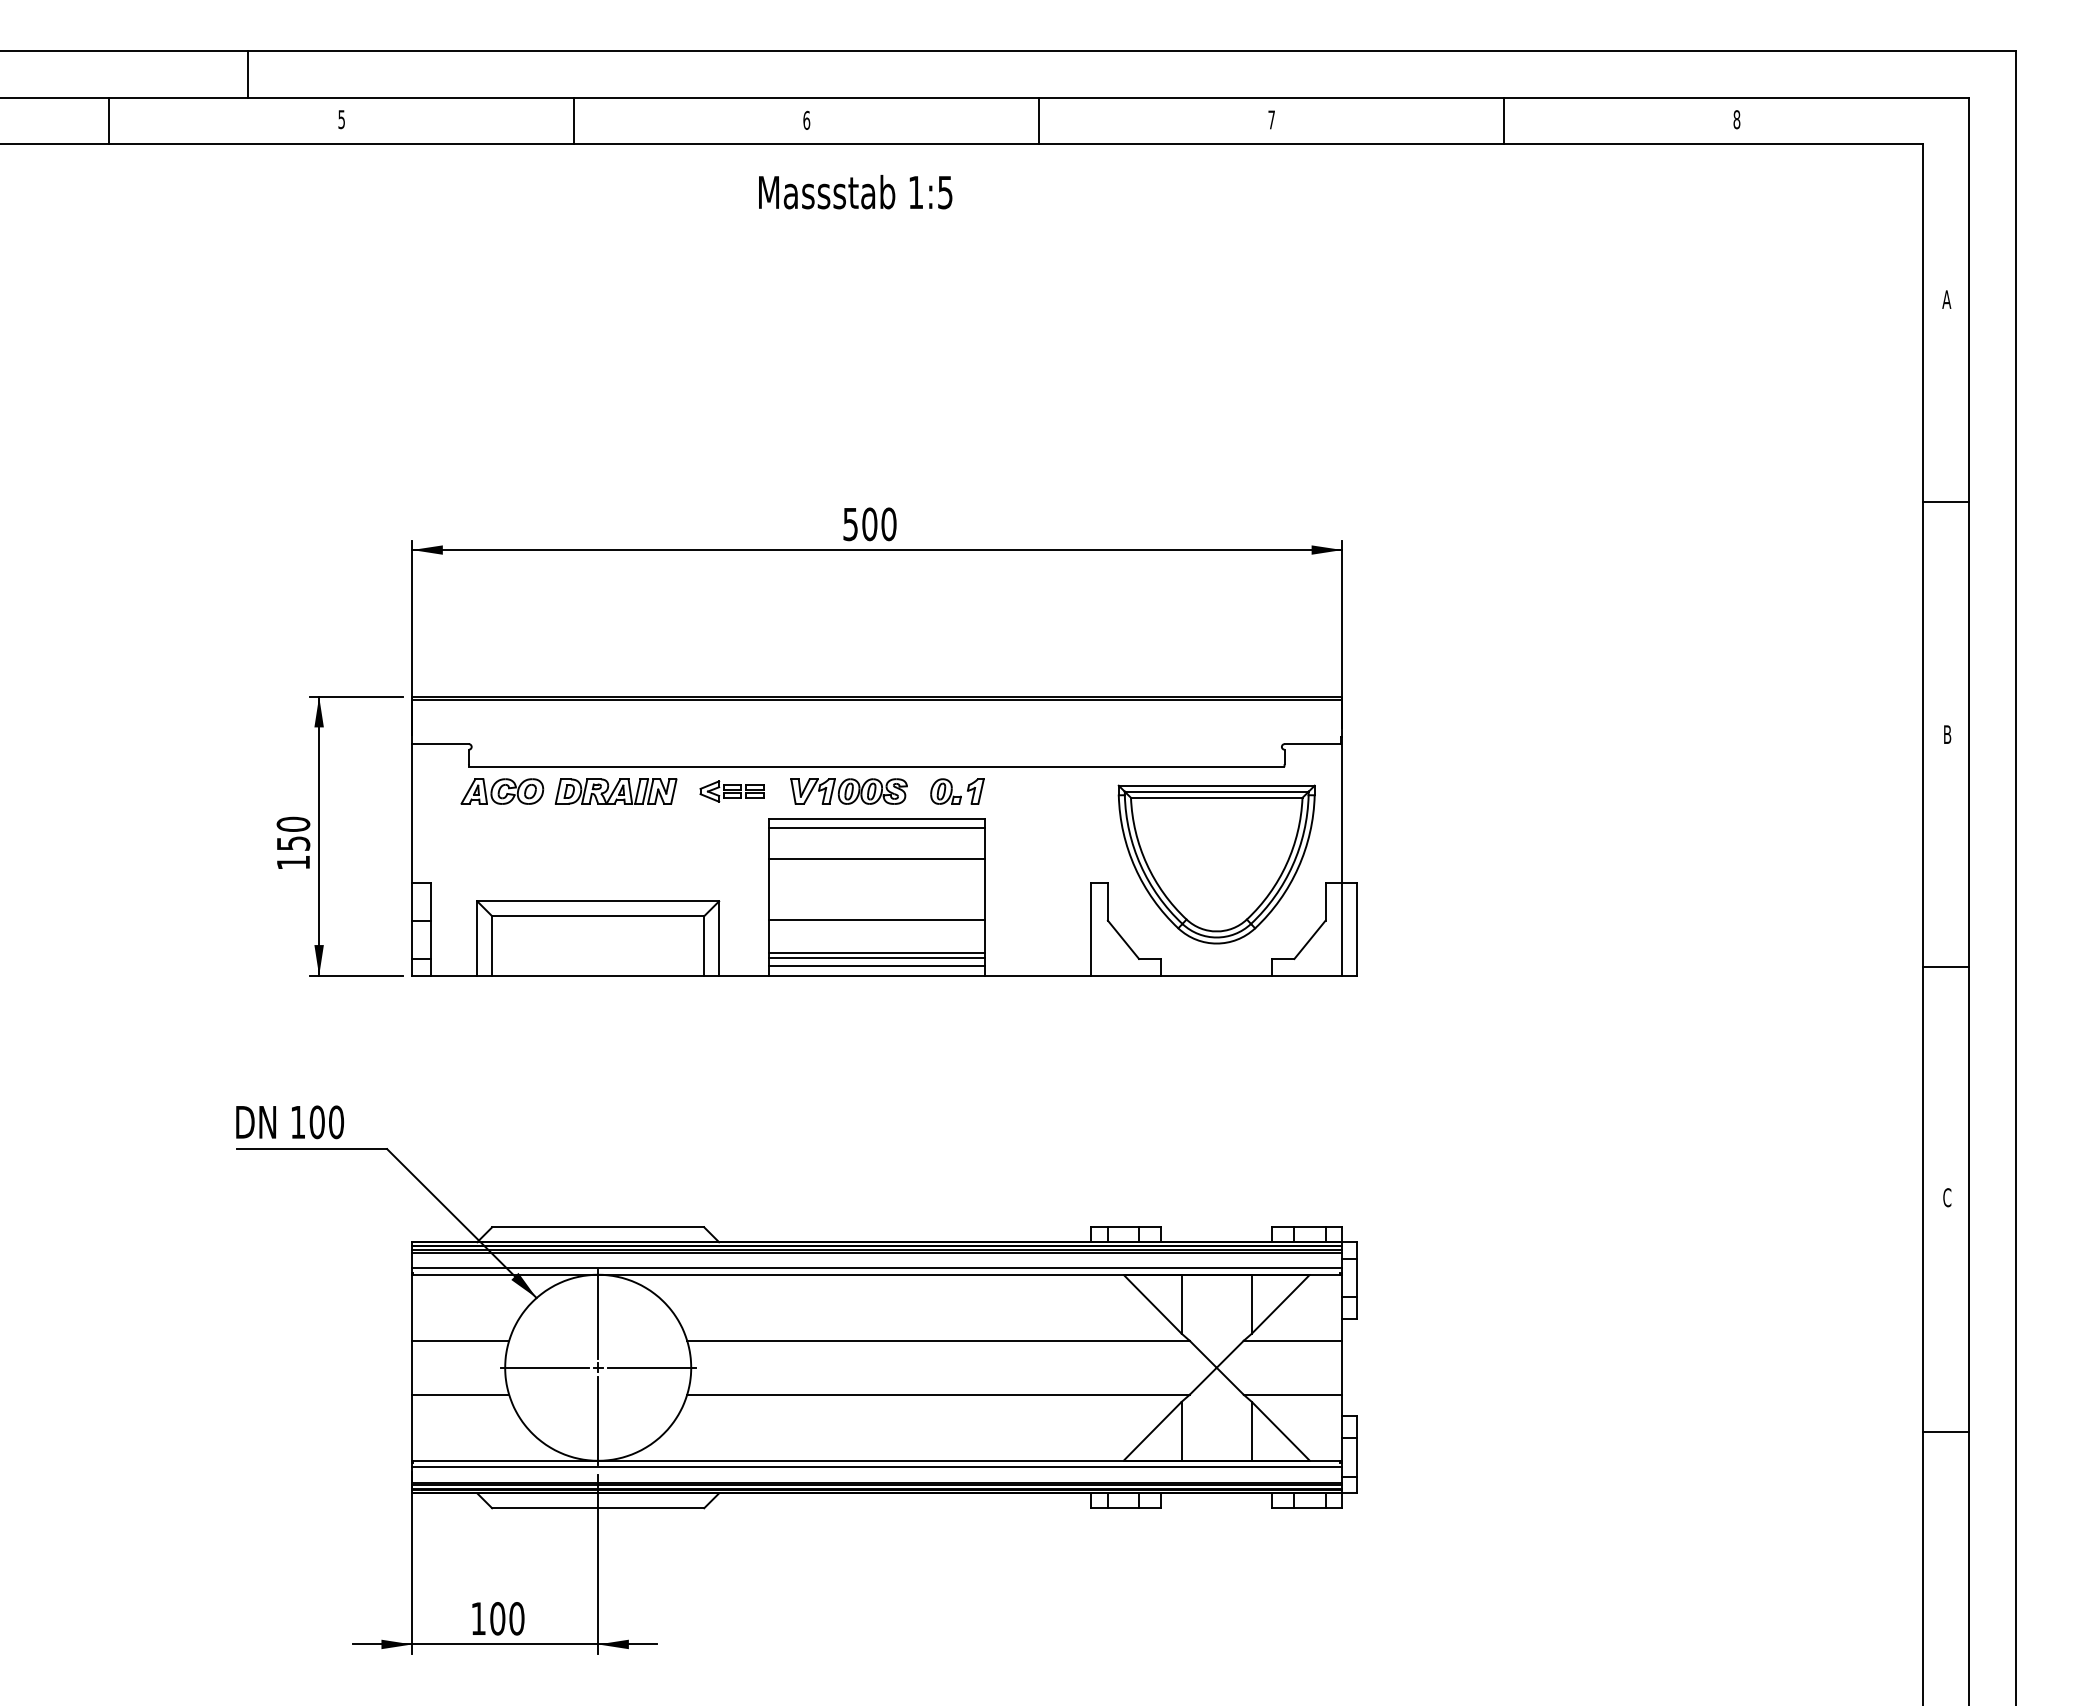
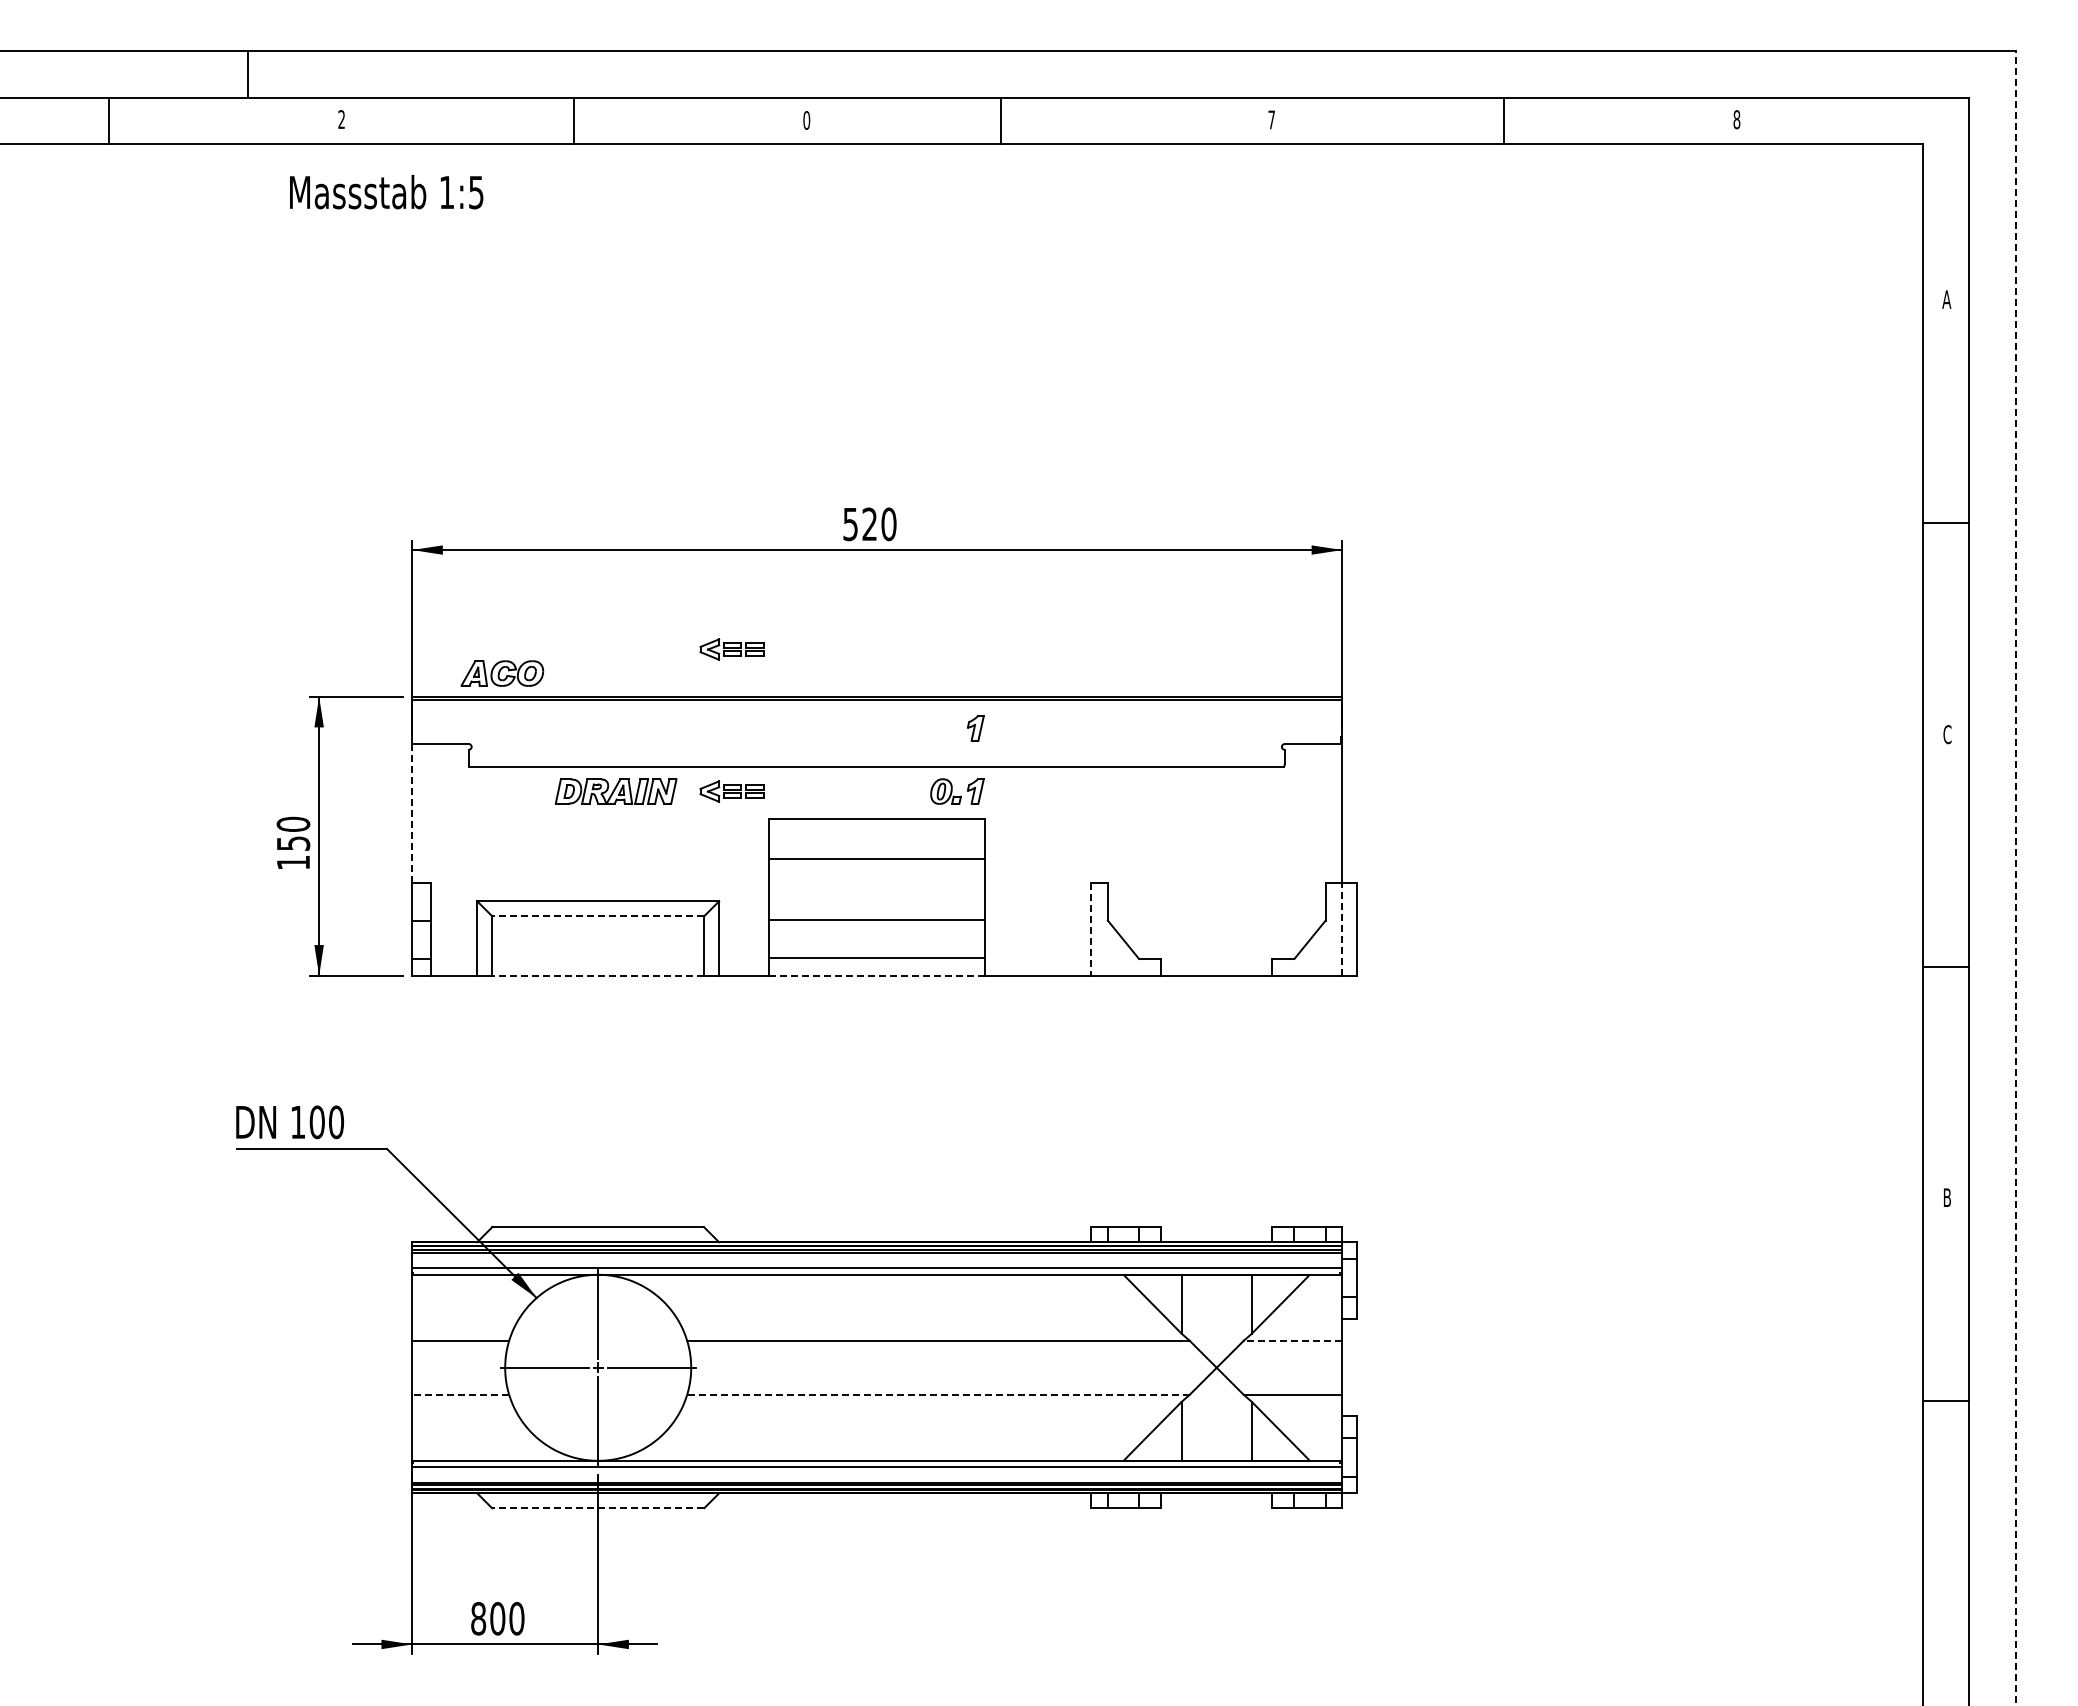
text: 5 -> 2 (341, 119)
text: 6 -> 0 (806, 119)
line position: (1039, 120) -> (1001, 120) (1001, 120)
text position: (855, 192) -> (386, 192) (386, 192)
line position: (1945, 502) -> (1945, 523) (1945, 523)
text: 500 -> 520 (869, 524)
part: none -> present (731, 649)
part: none -> present (975, 728)
text: B -> C (1947, 734)
part position: (502, 791) -> (502, 673) (502, 673)
part: present -> none (848, 791)
line: solid -> dashed (412, 813)
line: present -> none (877, 827)
part: present -> none (1216, 864)
line: solid -> dashed (2015, 877)
line: solid -> dashed (597, 916)
line: solid -> dashed (1091, 929)
line: solid -> dashed (1342, 929)
line: present -> none (877, 953)
line: present -> none (877, 966)
line: solid -> dashed (597, 975)
line: solid -> dashed (877, 975)
text: C -> B (1947, 1197)
line: solid -> dashed (1292, 1340)
line: solid -> dashed (460, 1394)
line: solid -> dashed (937, 1394)
line position: (1945, 1432) -> (1945, 1401) (1945, 1401)
line: solid -> dashed (597, 1508)
text: 100 -> 800 (478, 1618)
